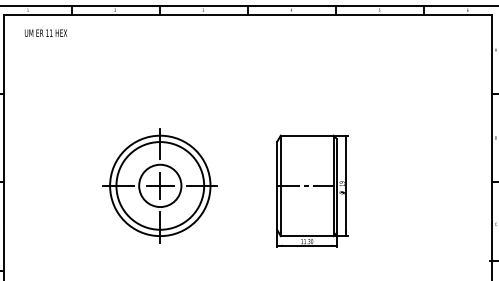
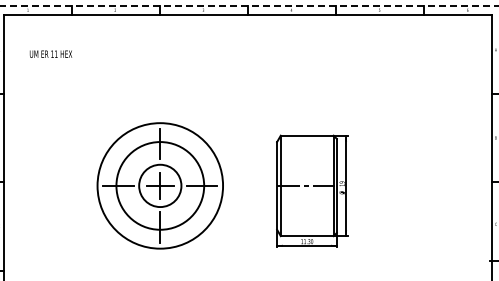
line: solid -> dashed (248, 6)
text position: (45, 32) -> (50, 53) (50, 53)
circle diameter: 100 px -> 126 px (160, 185)
